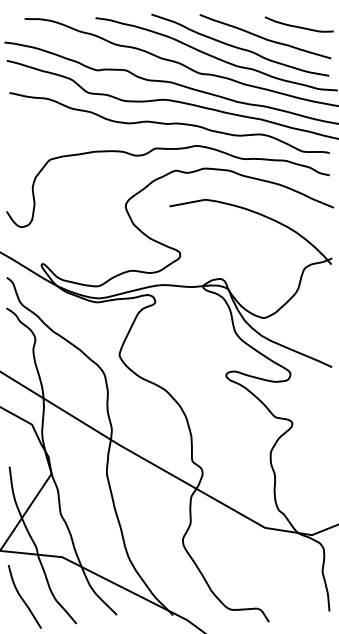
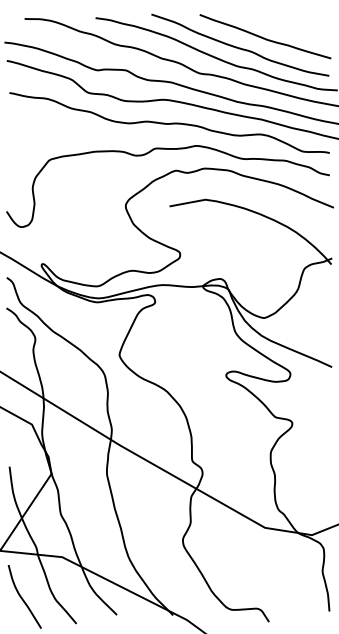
curve: present -> none (298, 26)
